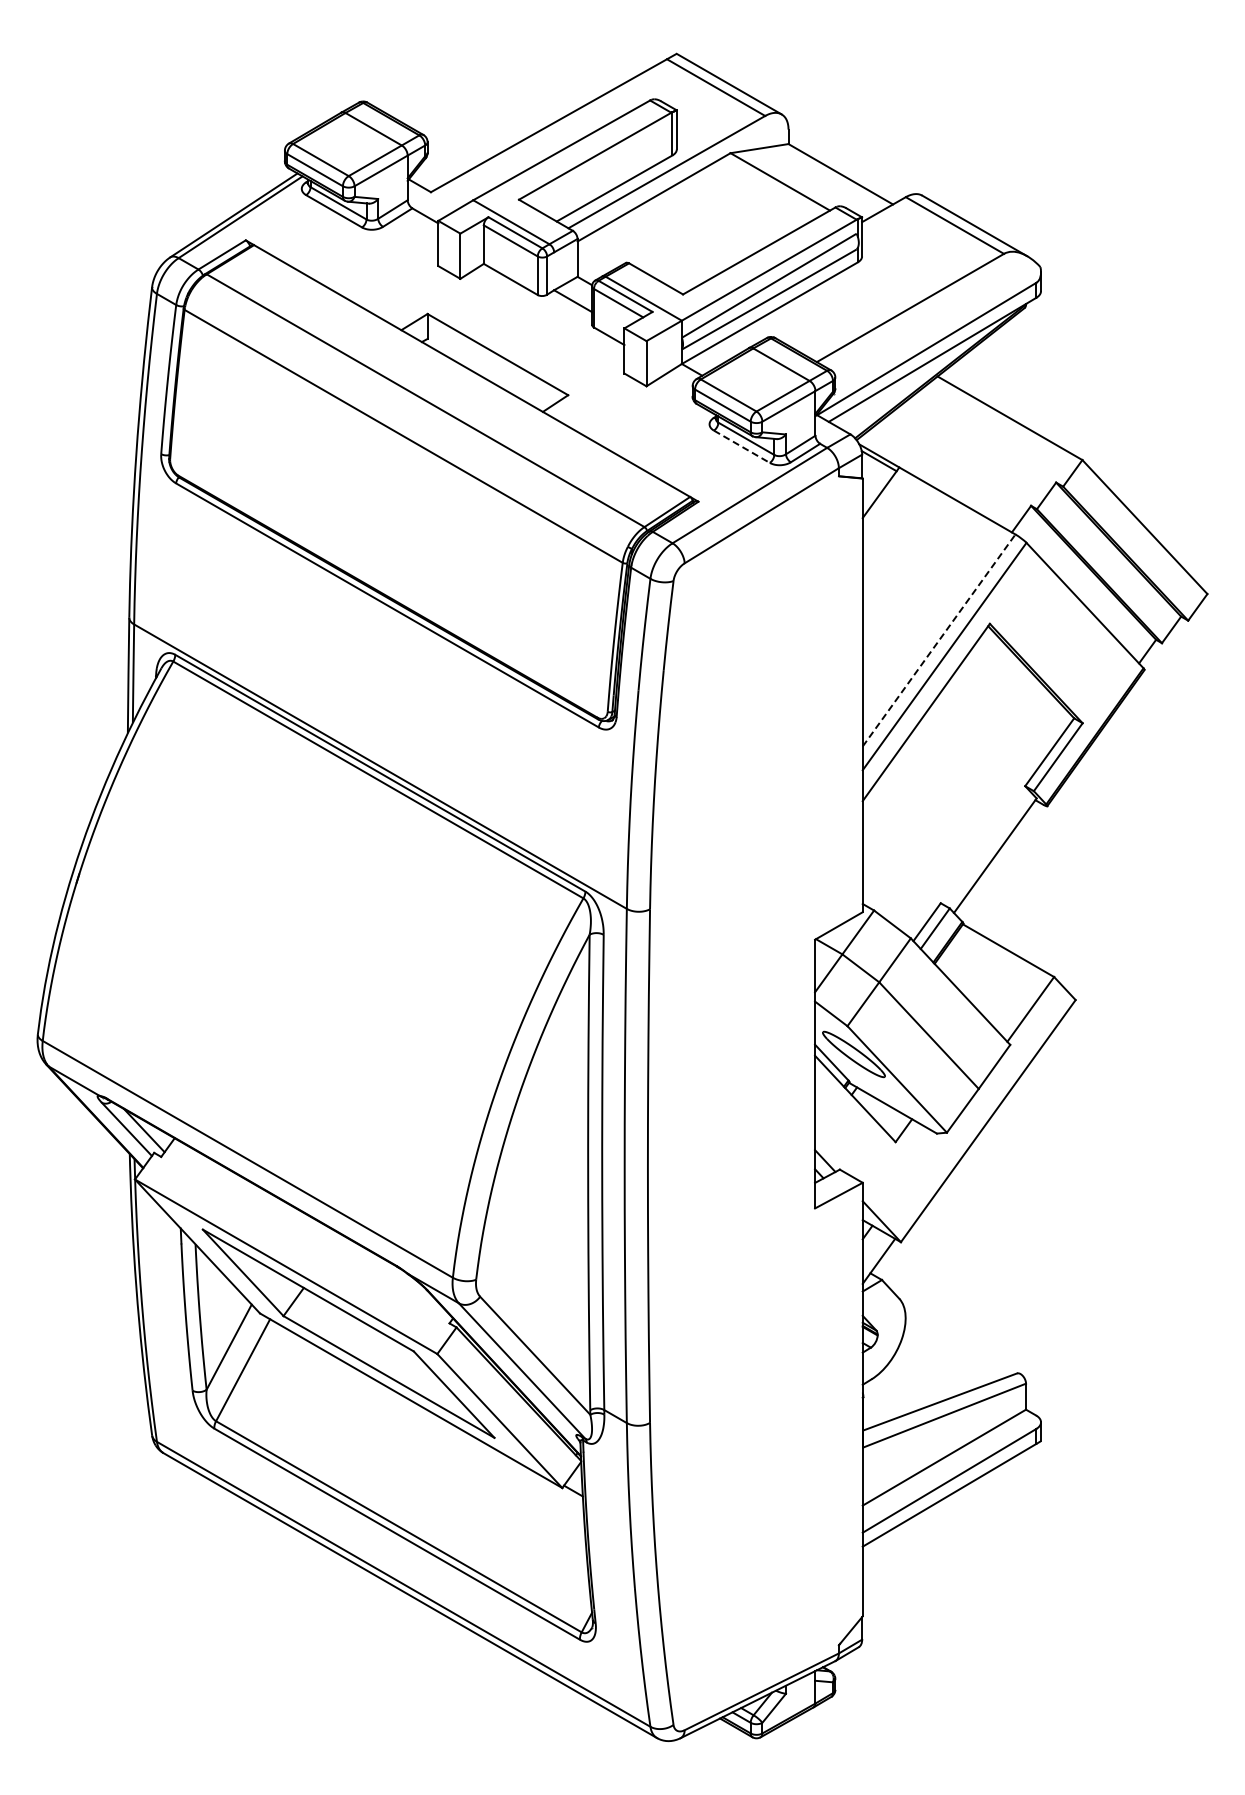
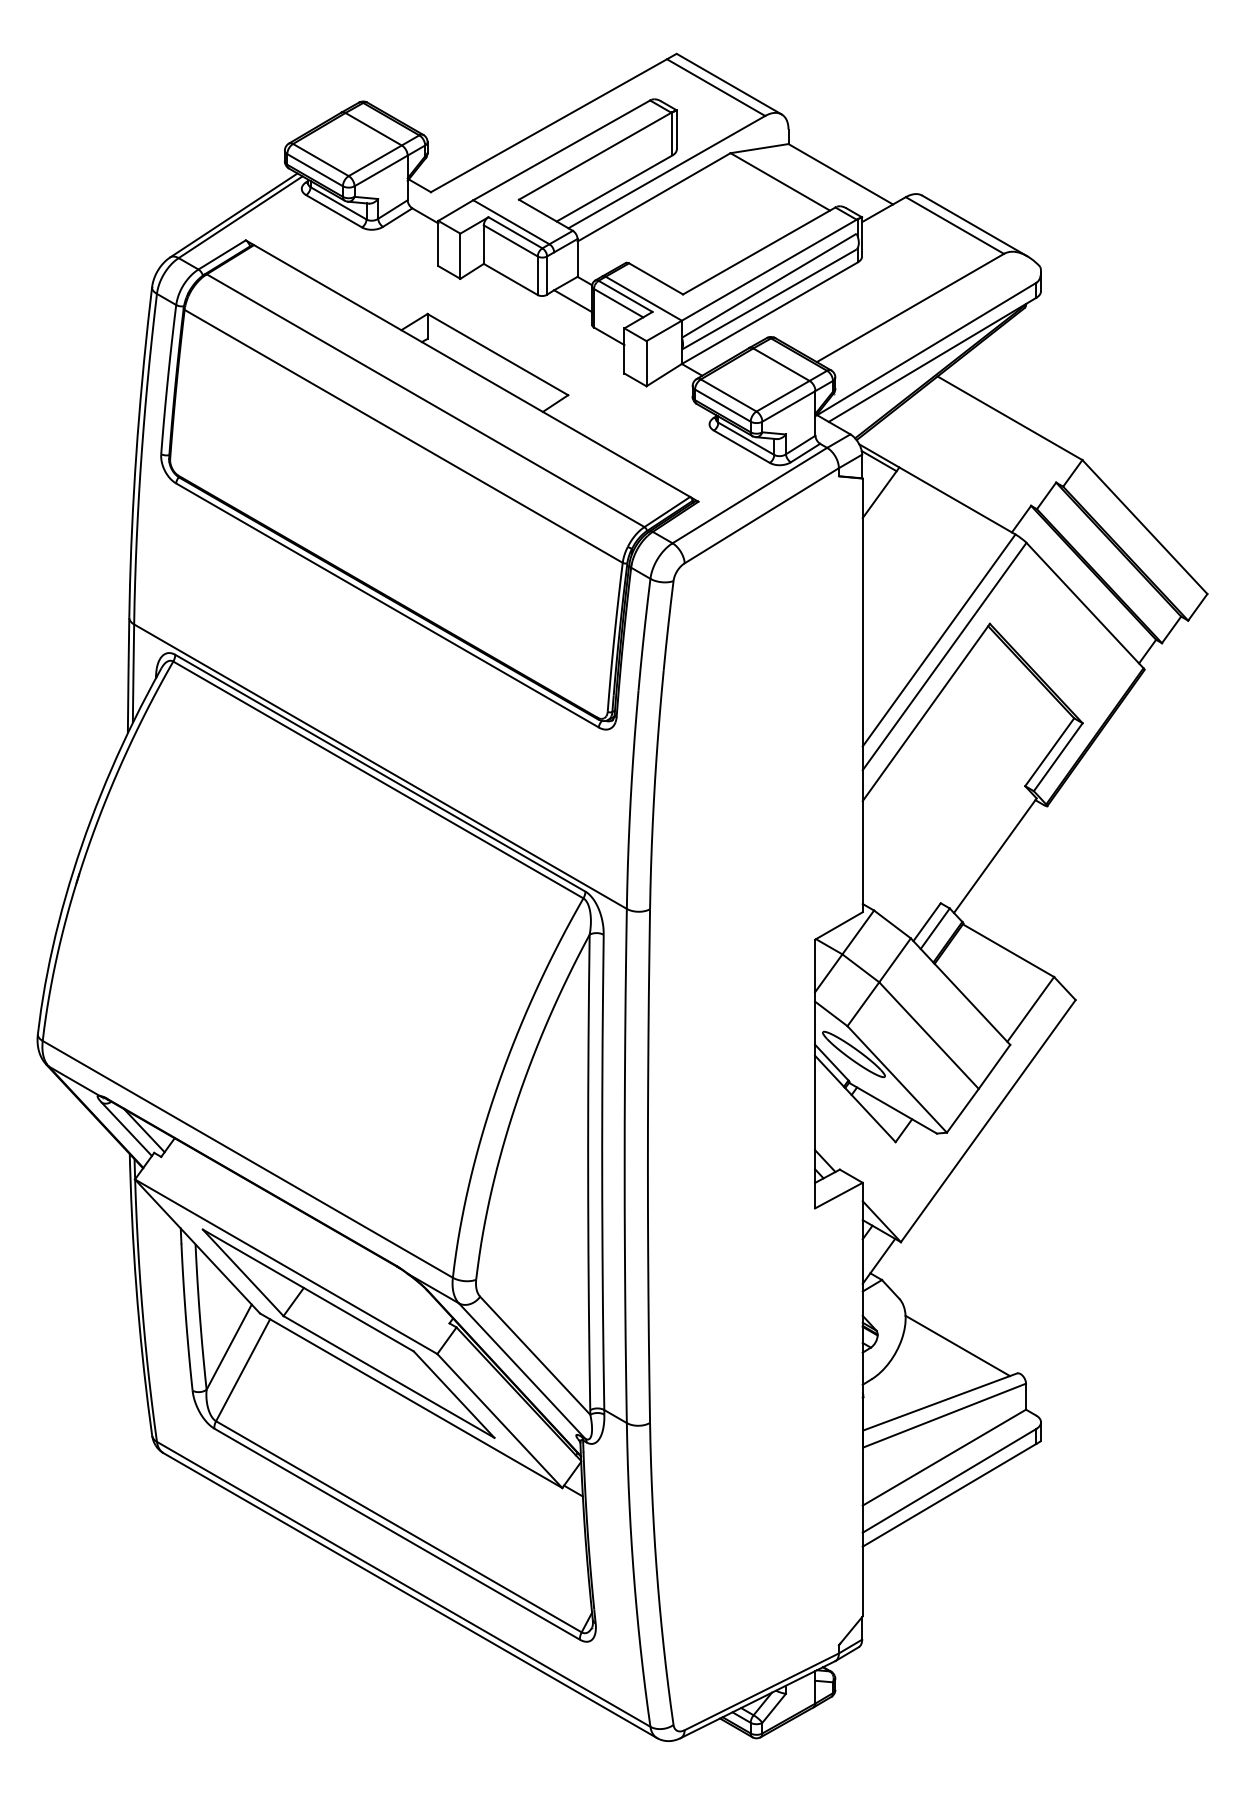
line: dashed -> solid (742, 447)
line: dashed -> solid (939, 640)
line: none -> present (957, 1345)
